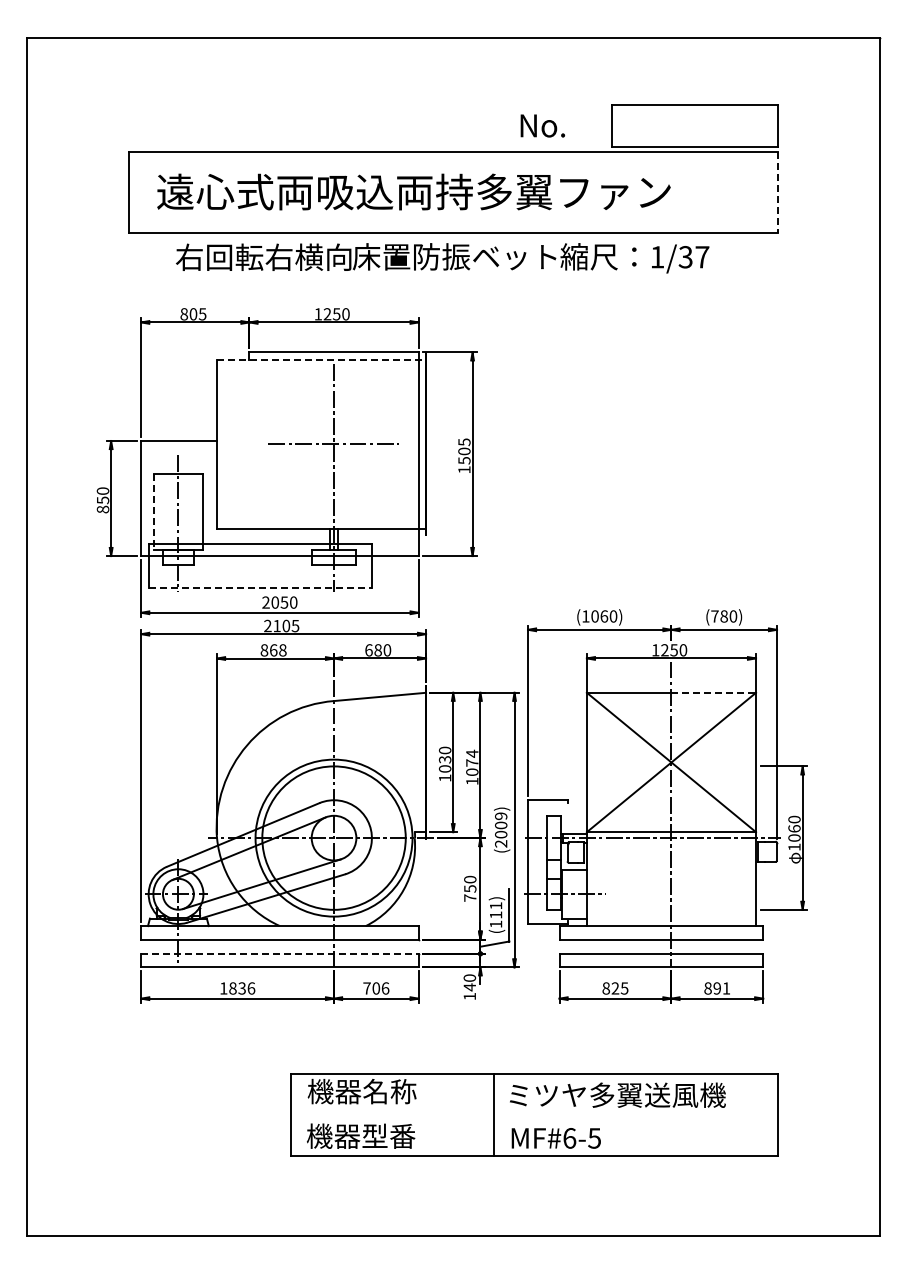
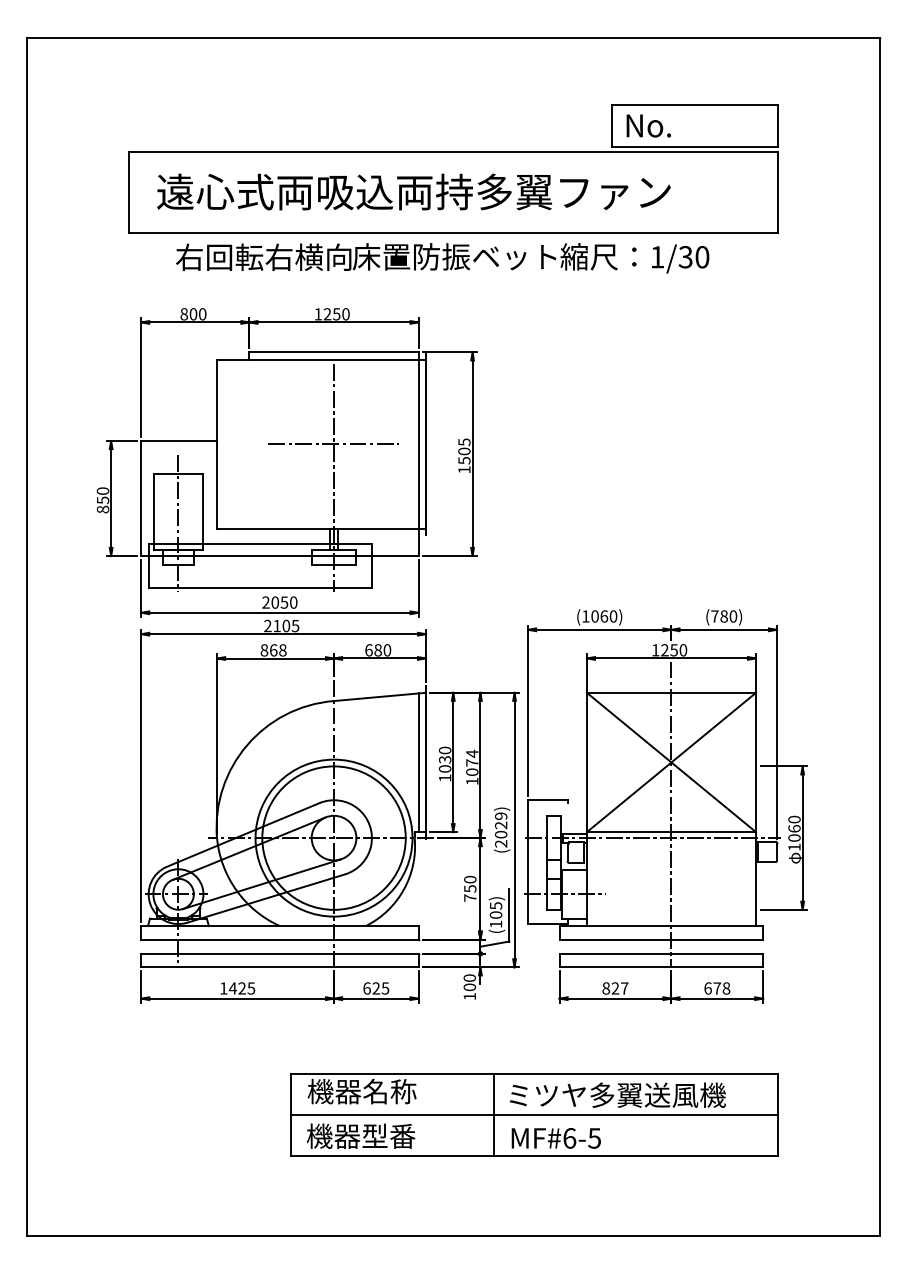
text position: (542, 125) -> (648, 125) (648, 125)
line: dashed -> solid (778, 192)
text: 1/37 -> 1/30 (702, 257)
text: 805 -> 800 (202, 314)
line: dashed -> solid (321, 359)
line: dashed -> solid (153, 511)
line: dashed -> solid (260, 587)
line: dashed -> solid (714, 692)
line: none -> present (419, 762)
text: (2009) -> (2029) (501, 825)
text: (111) -> (105) (495, 910)
line: dashed -> solid (279, 953)
text: 140 -> 100 (469, 987)
text: 1836 -> 1425 (241, 988)
text: 706 -> 625 (376, 988)
text: 825 -> 827 (624, 988)
text: 891 -> 678 (717, 988)
line: none -> present (534, 1114)
